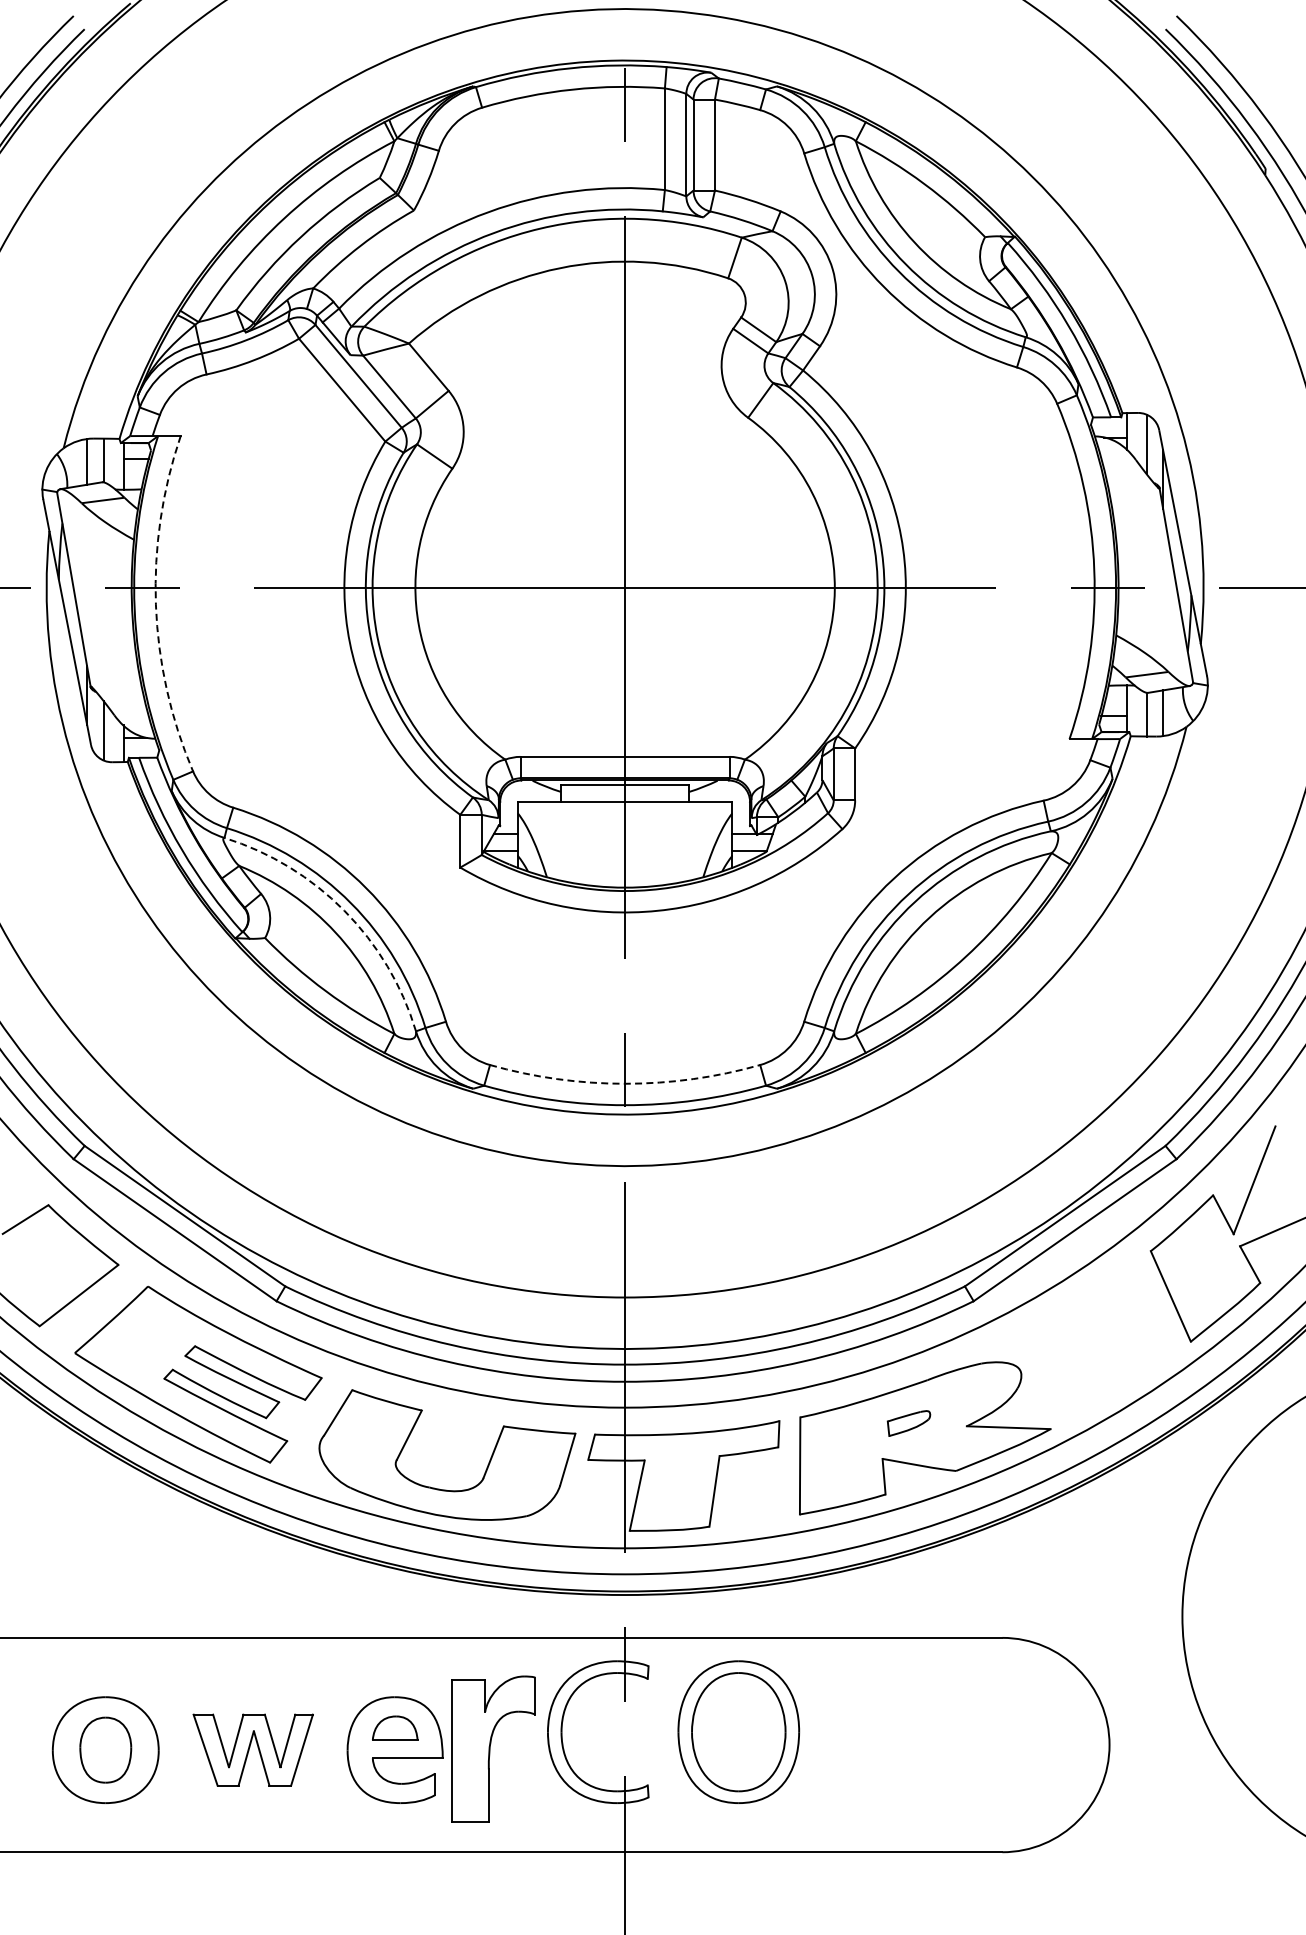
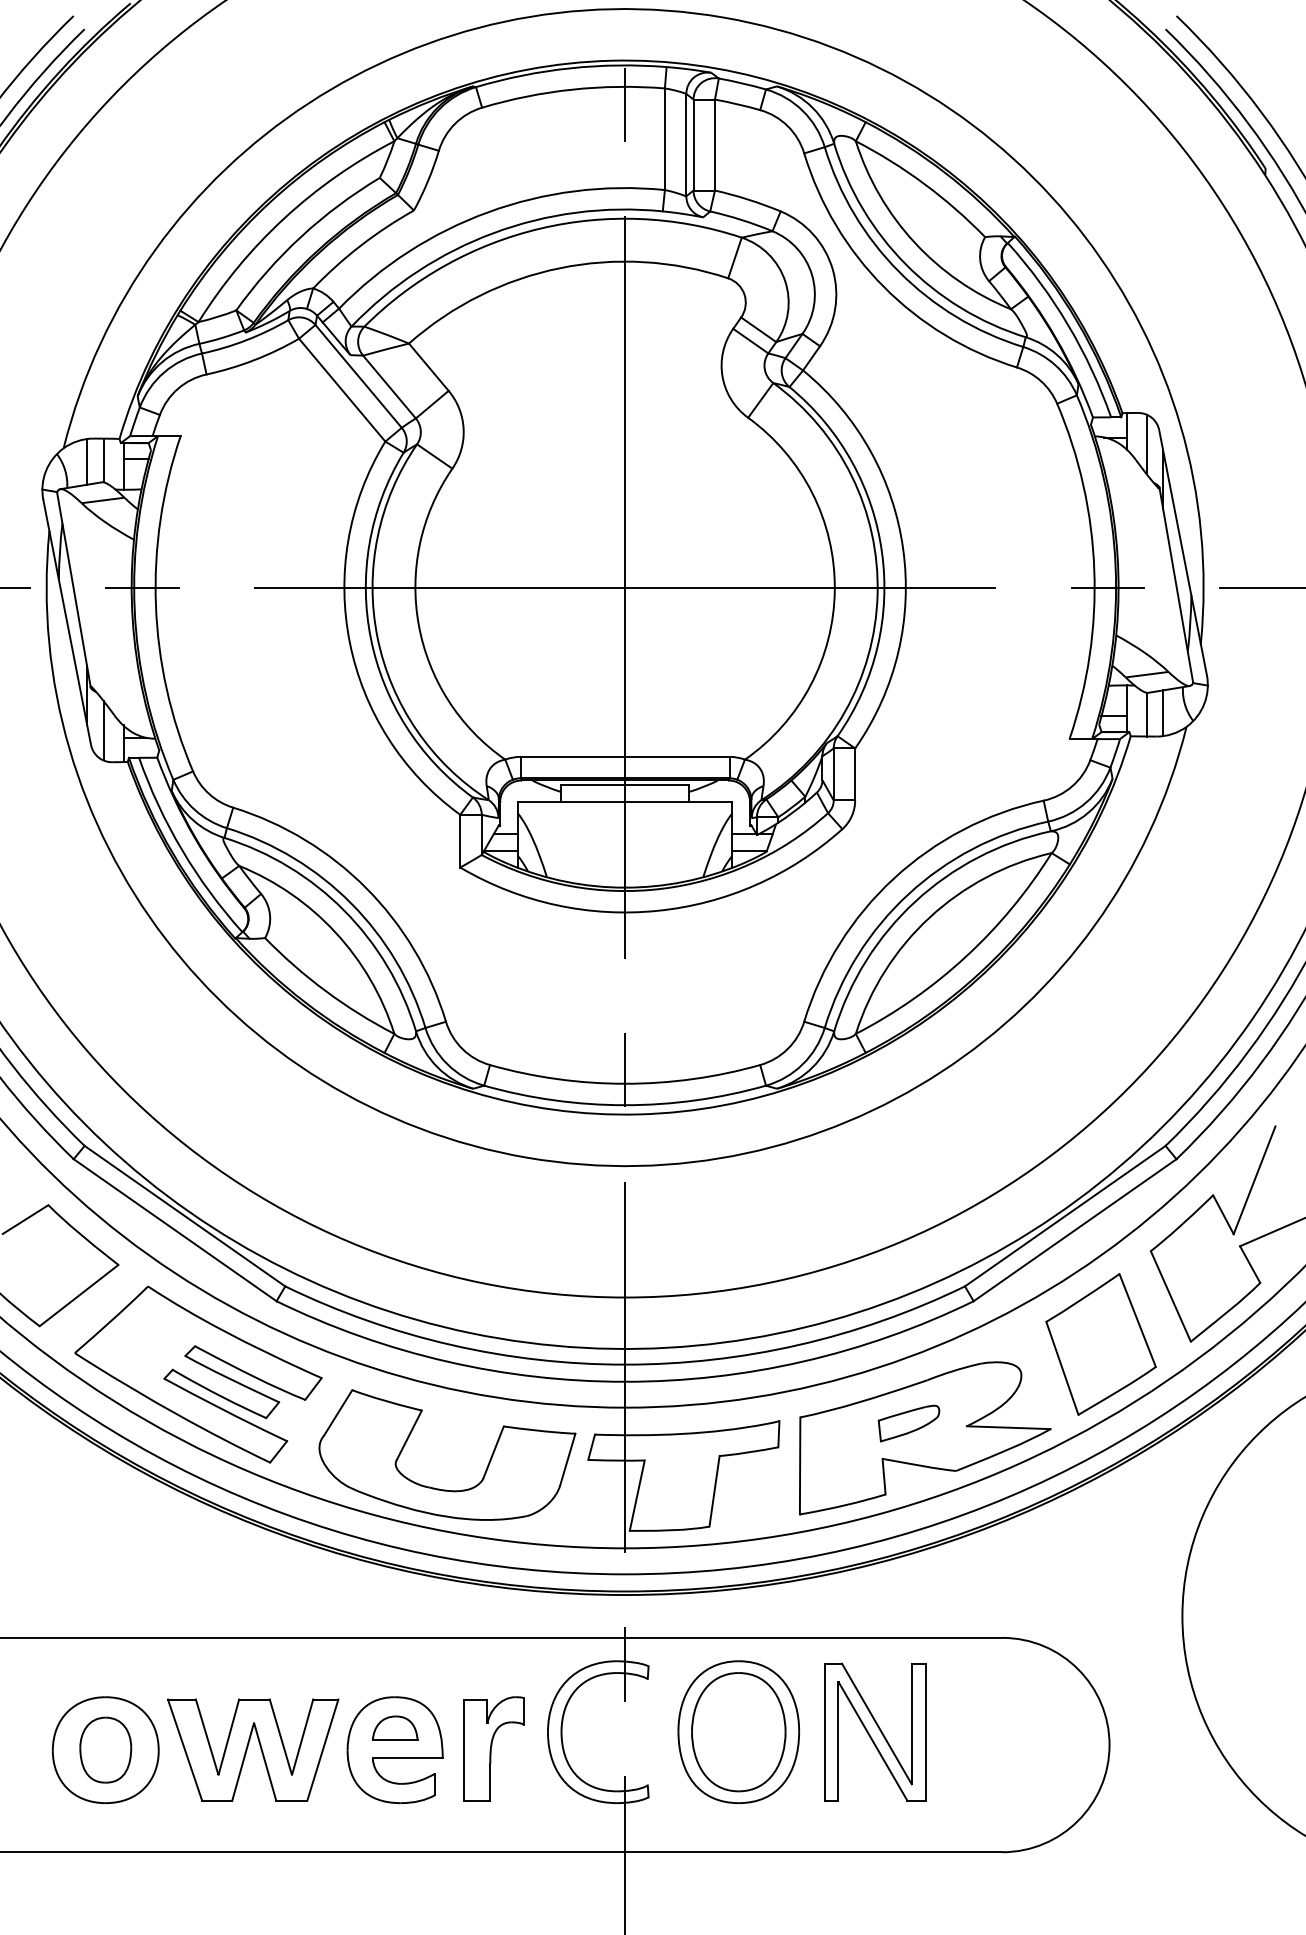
arc: dashed -> solid (155, 604)
arc: dashed -> solid (344, 910)
arc: dashed -> solid (625, 1083)
part: none -> present (1100, 1344)
part size: 46x27 px -> 64x39 px (908, 1423)
part: none -> present (875, 1731)
part size: 85x148 px -> 62x106 px (493, 1748)
part size: 122x74 px -> 173x104 px (253, 1749)
